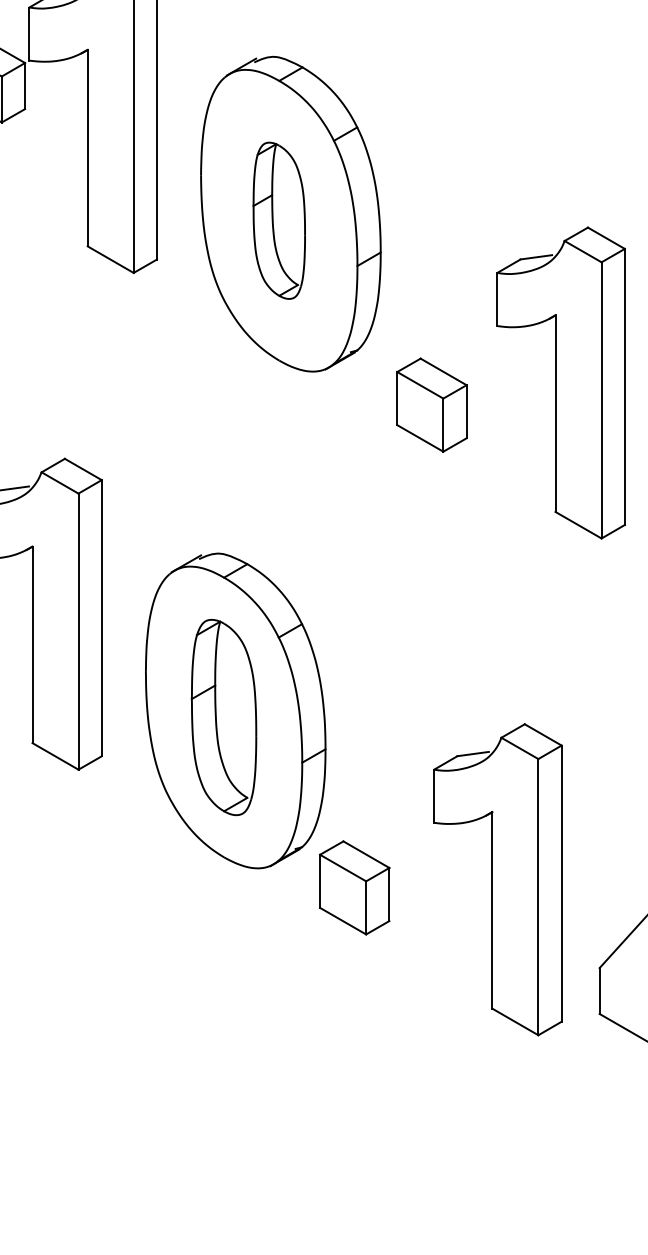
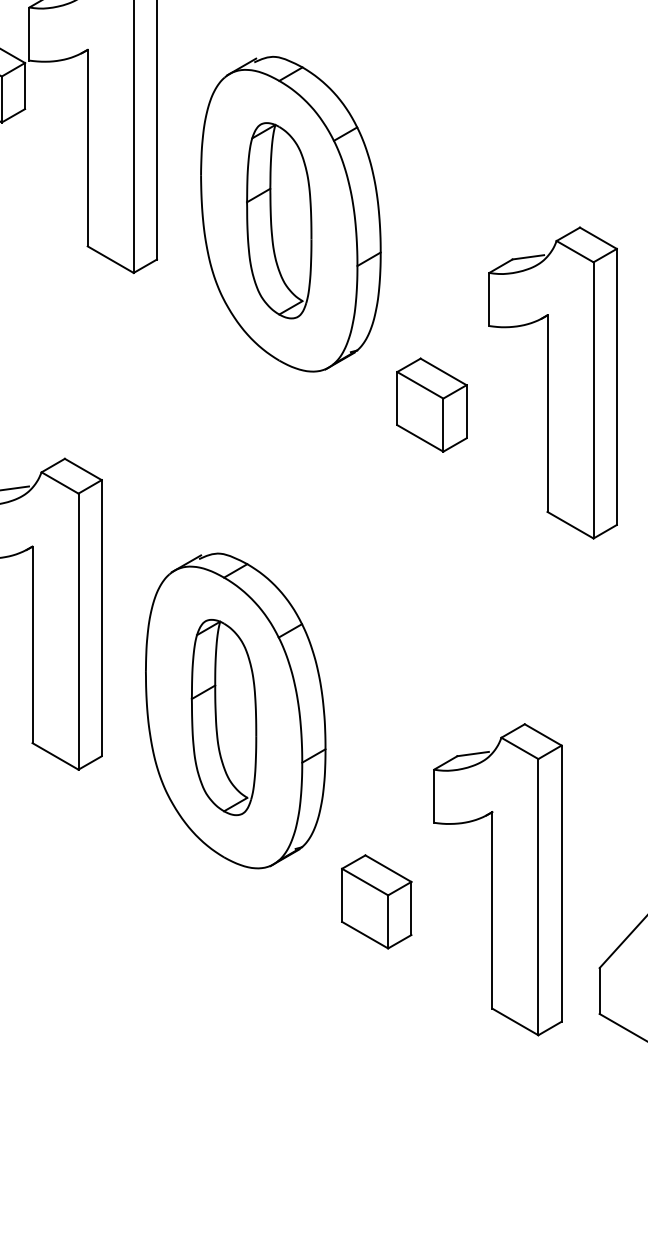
part size: 54x159 px -> 67x198 px (279, 220)
part position: (560, 382) -> (552, 382) (552, 382)
part position: (354, 887) -> (376, 901) (376, 901)
